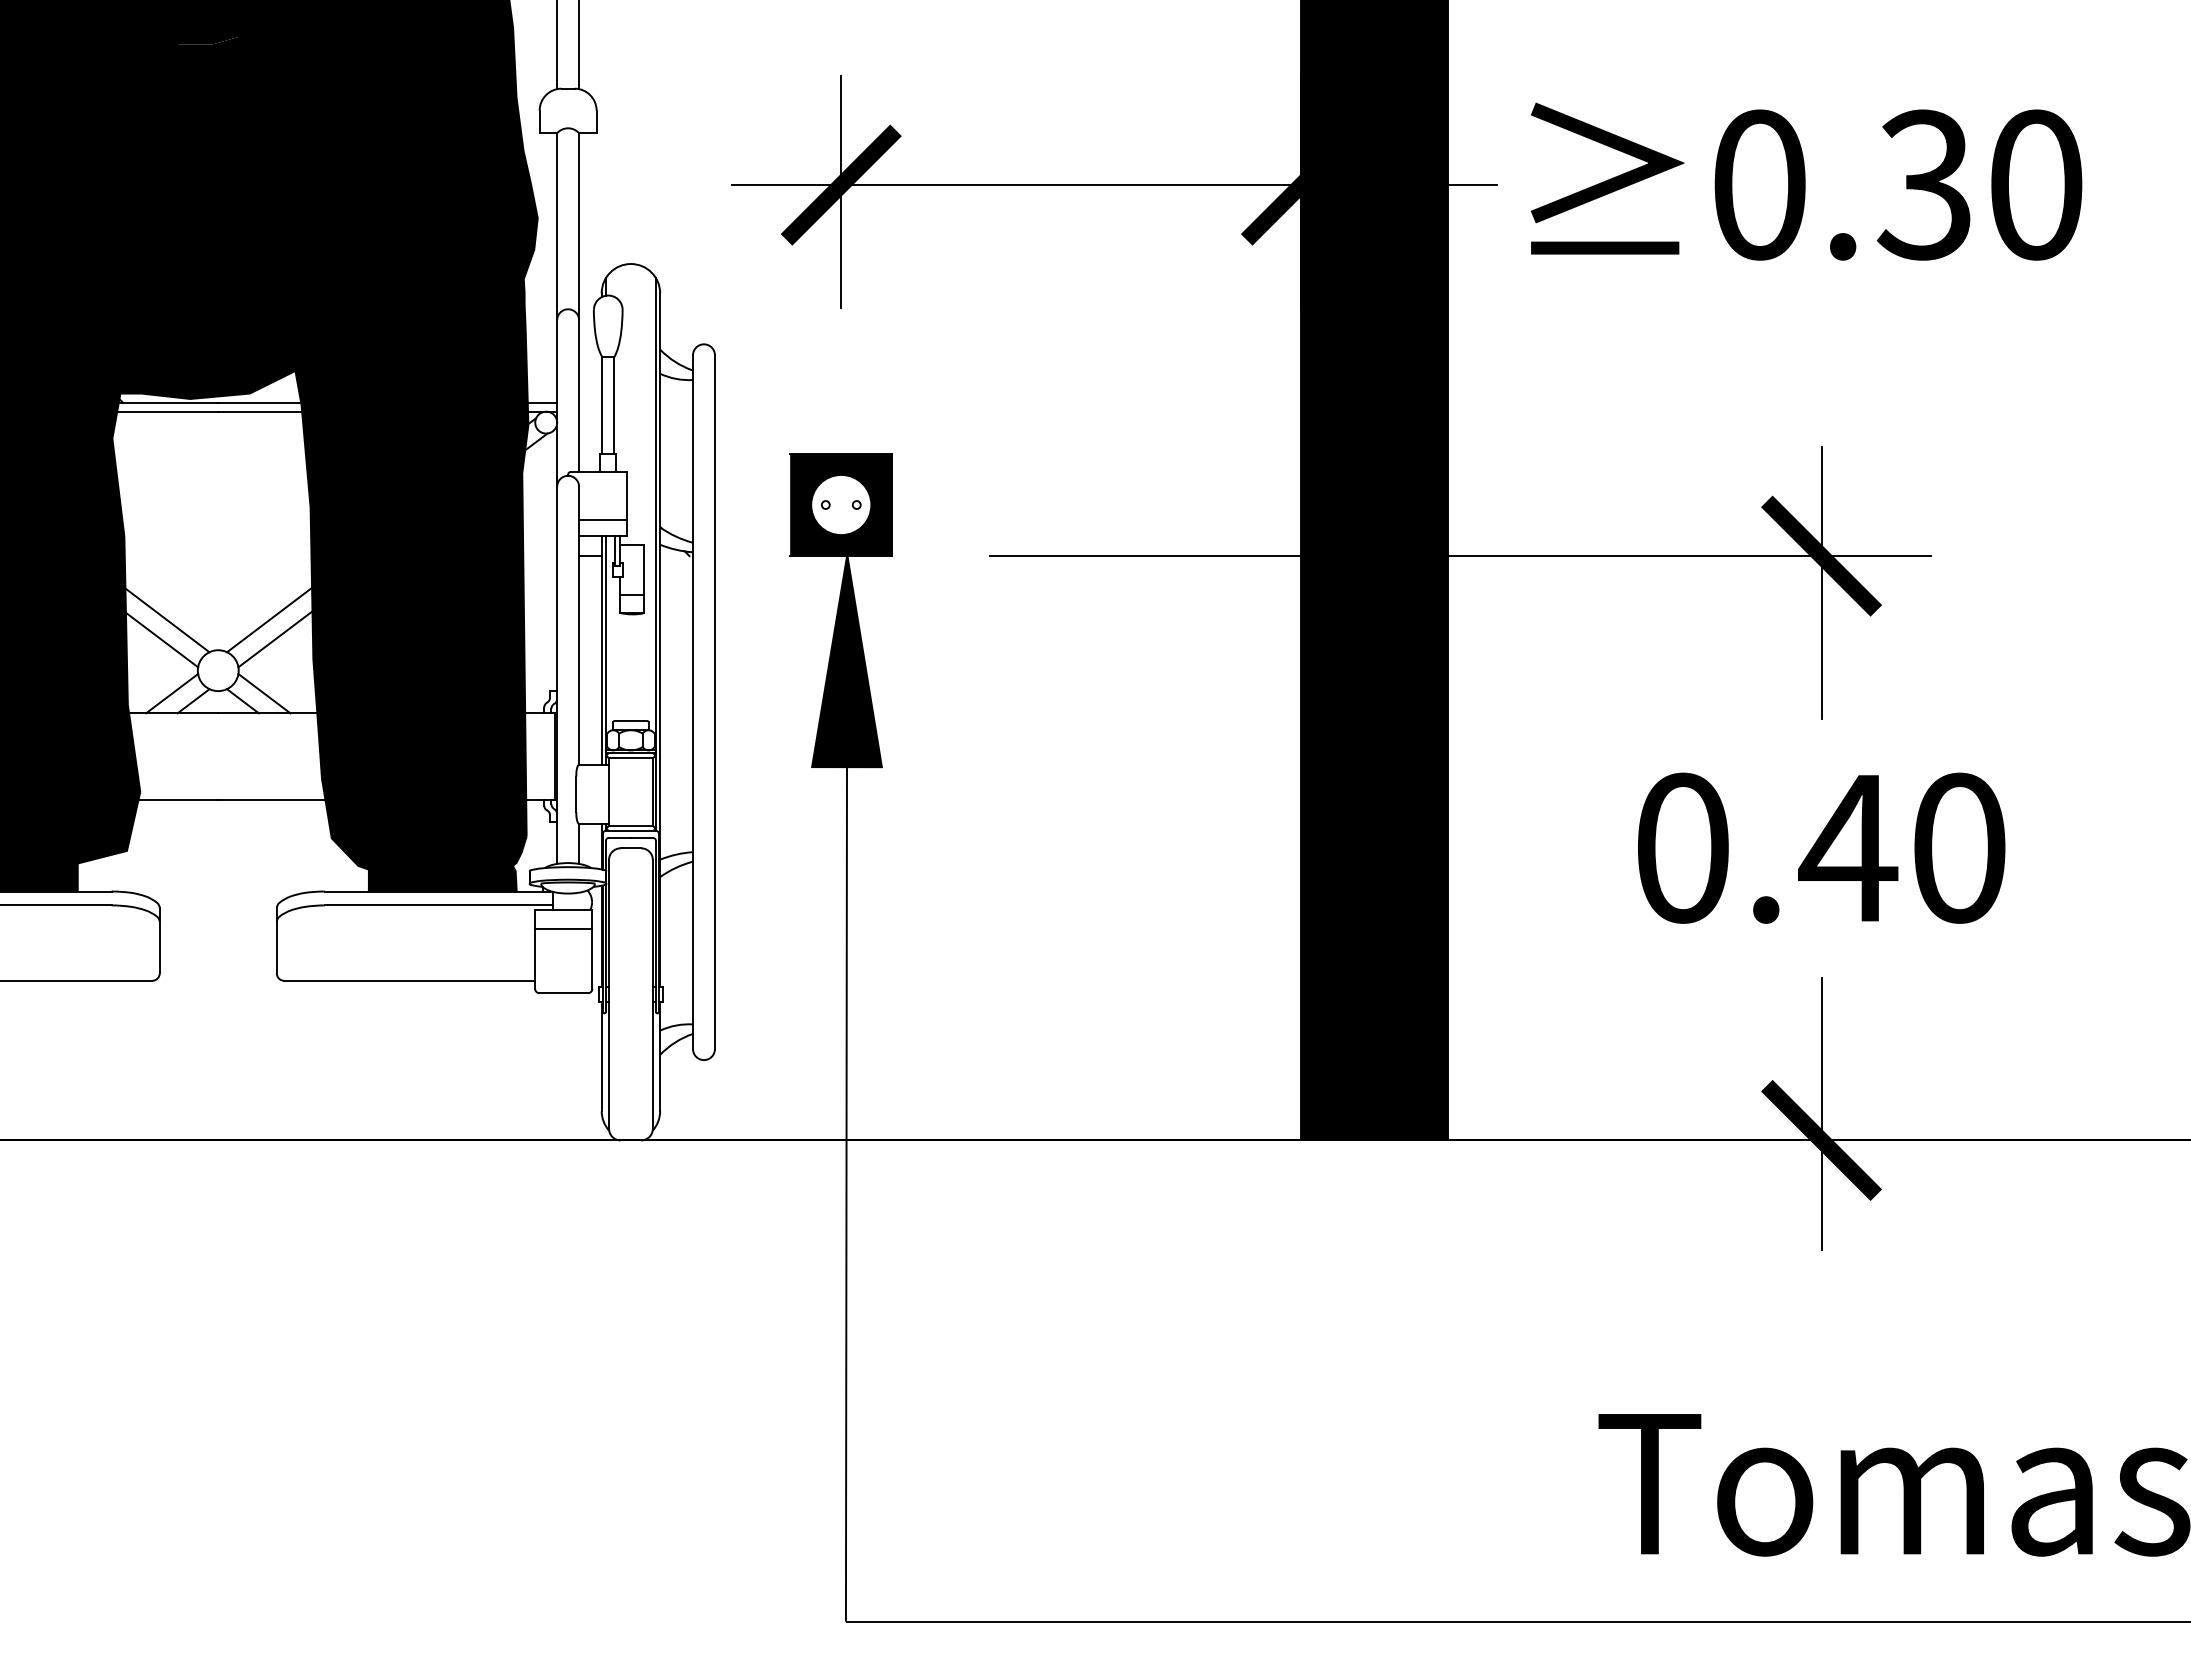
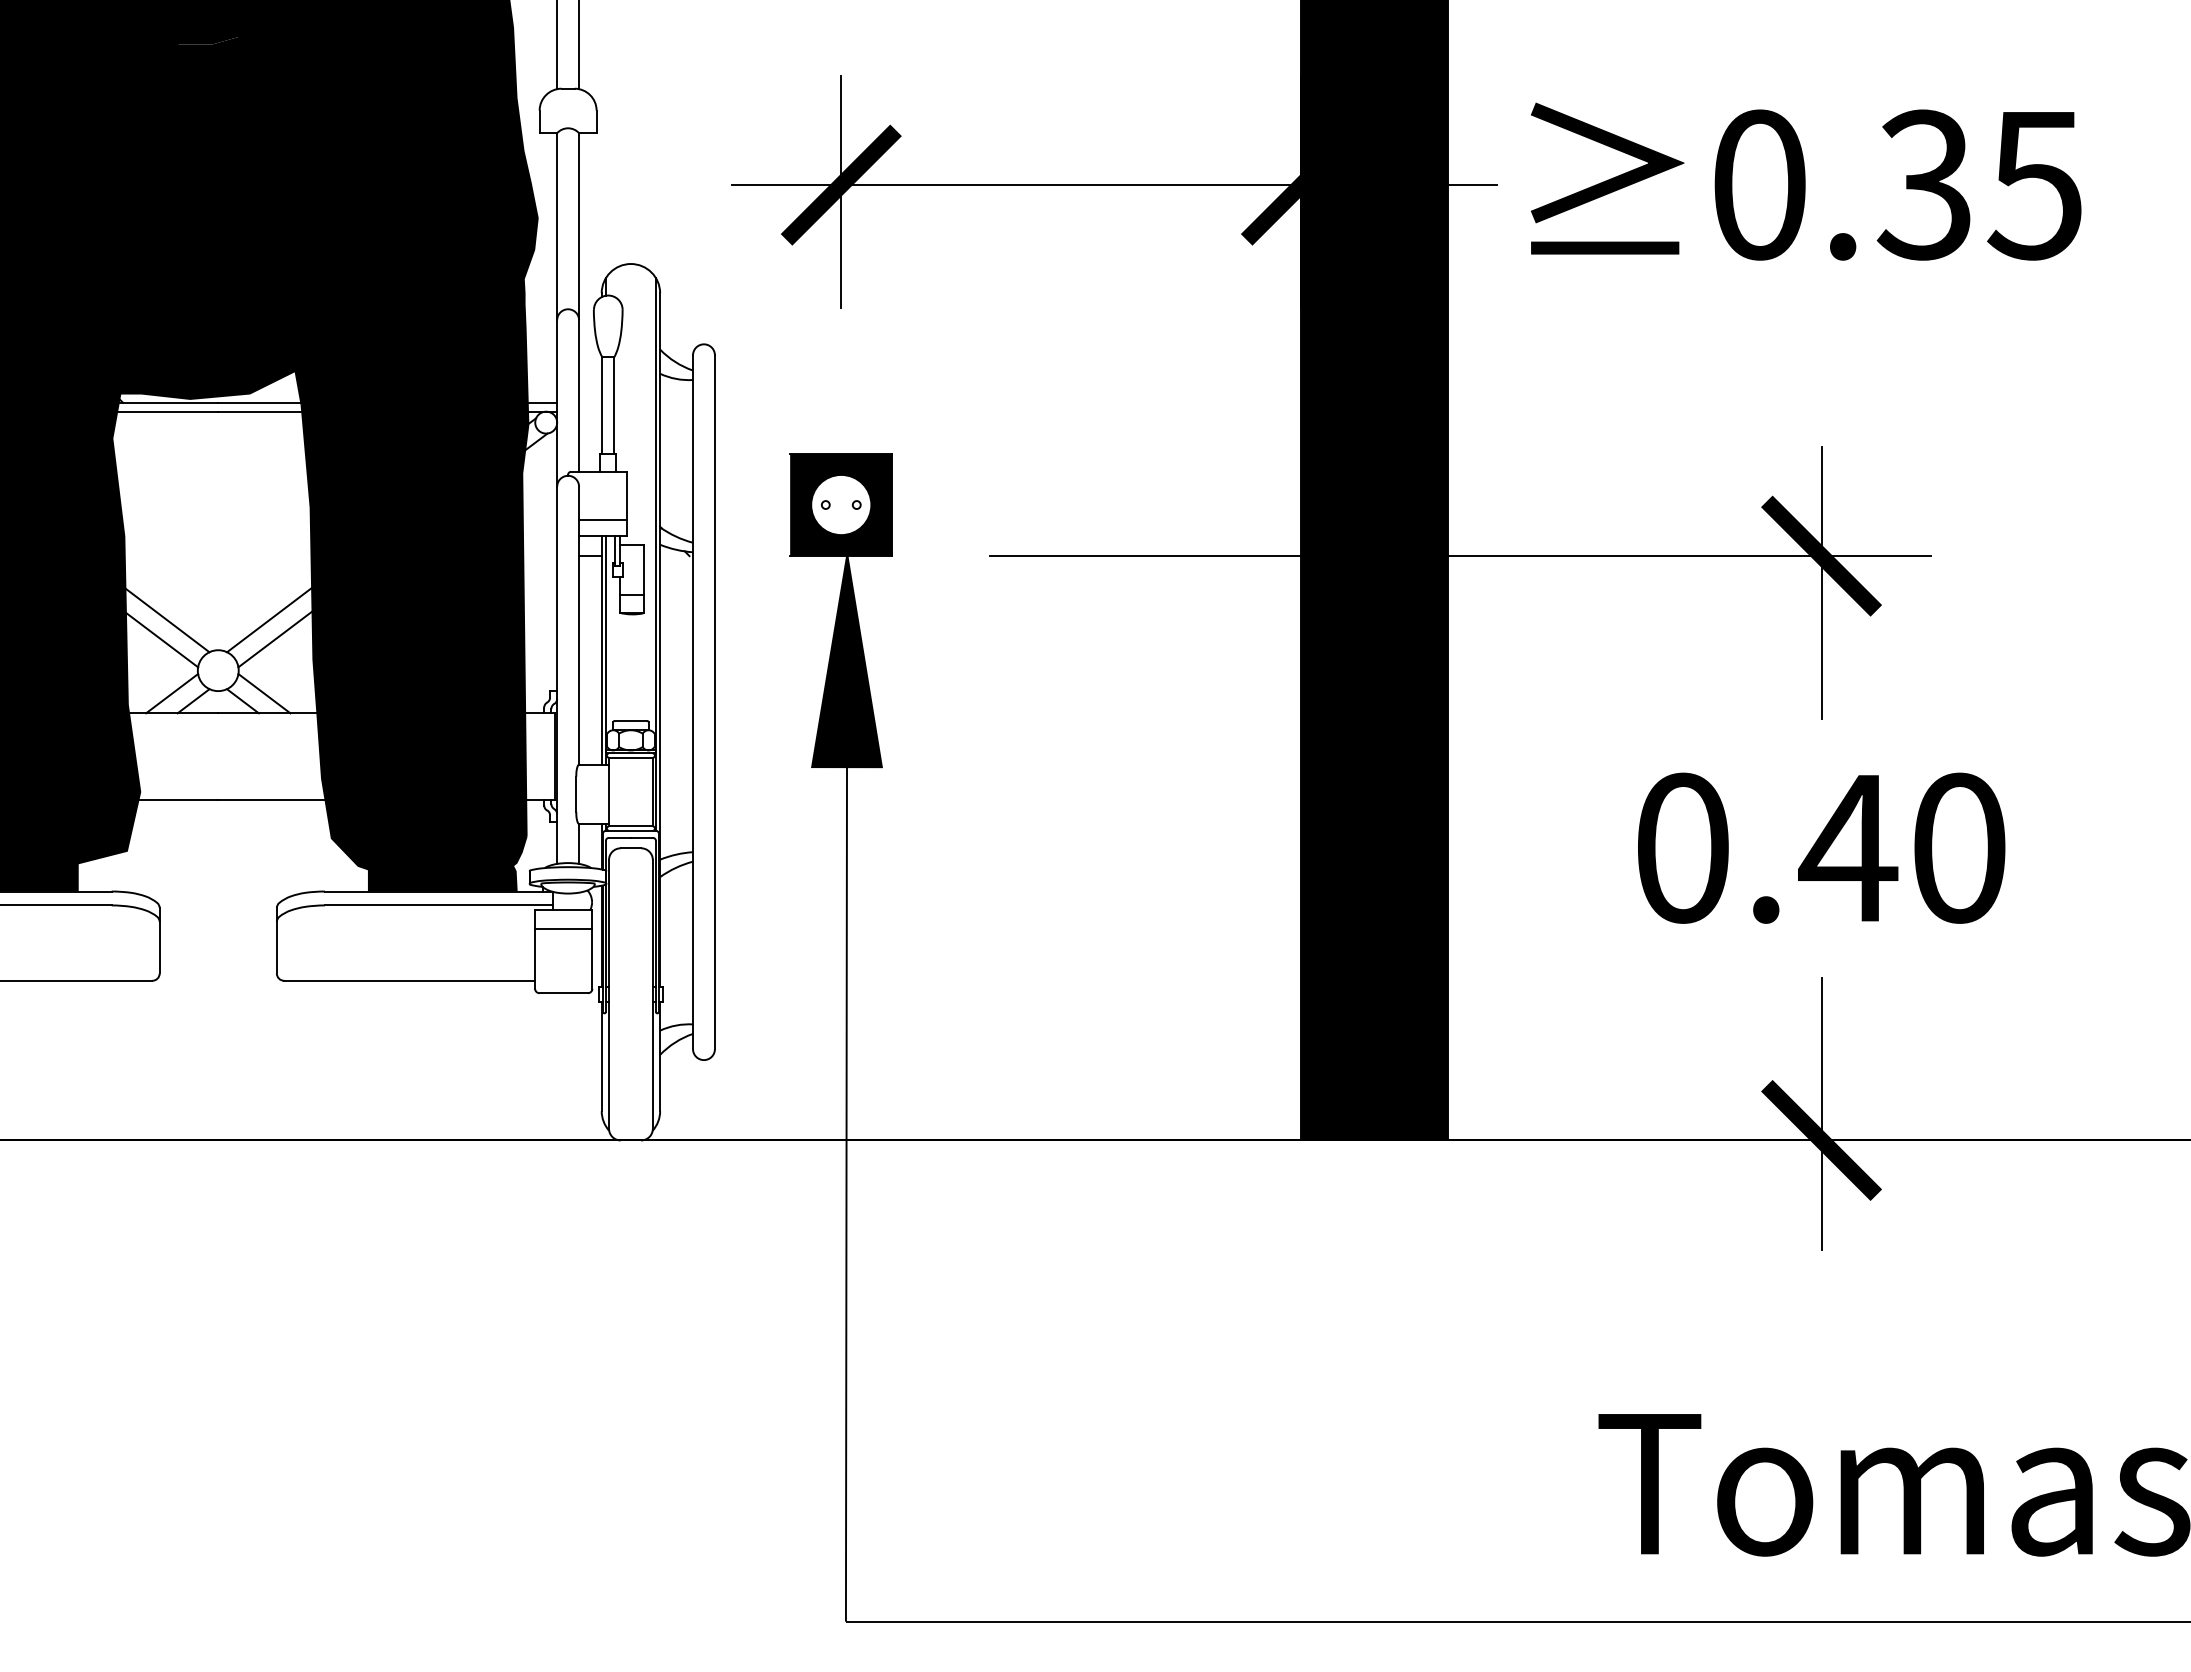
text: 0.30 -> 0.35 (2034, 184)
